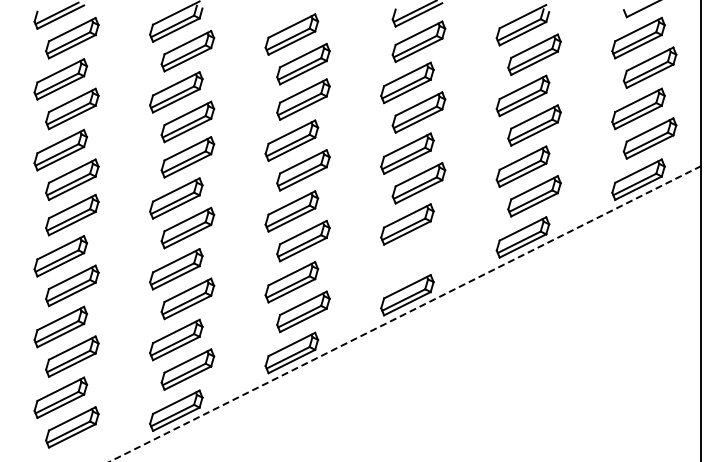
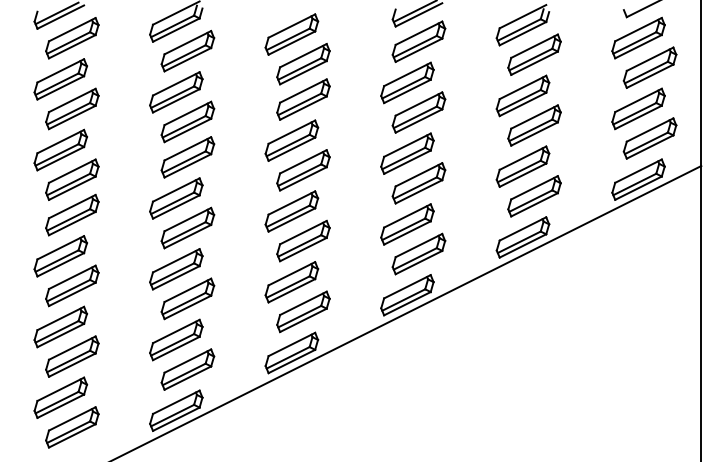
part: none -> present (418, 253)
line: dashed -> solid (405, 313)
